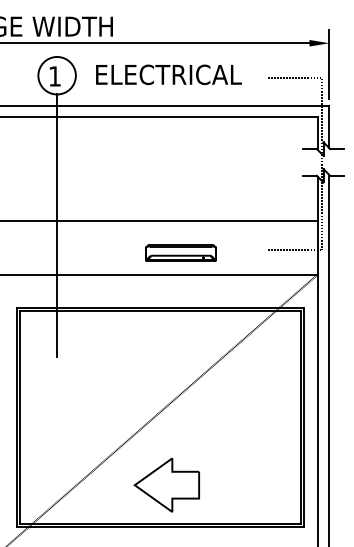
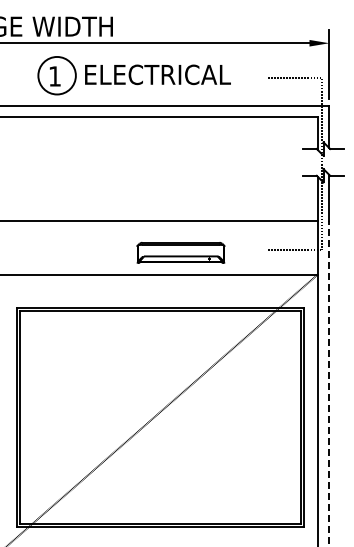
text position: (168, 74) -> (157, 74) (157, 74)
line: present -> none (57, 225)
part size: 72x18 px -> 90x22 px (180, 252)
line: solid -> dashed (329, 383)
part: present -> none (166, 484)
